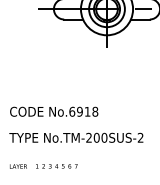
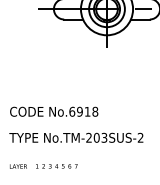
text: No.TM-200SUS-2 -> No.TM-203SUS-2 (104, 137)
